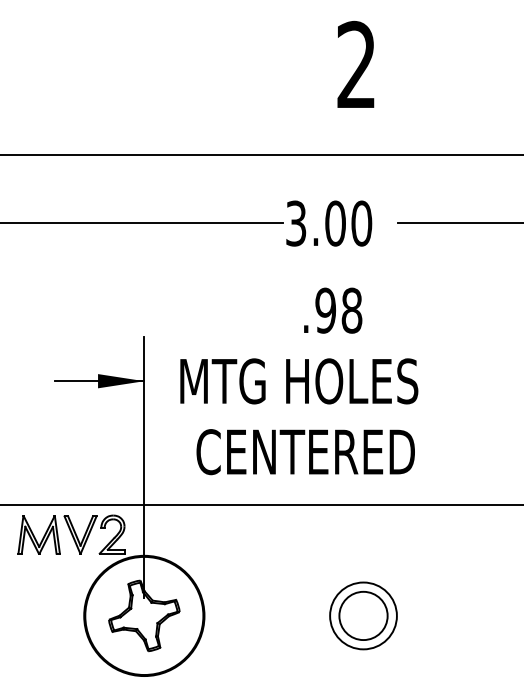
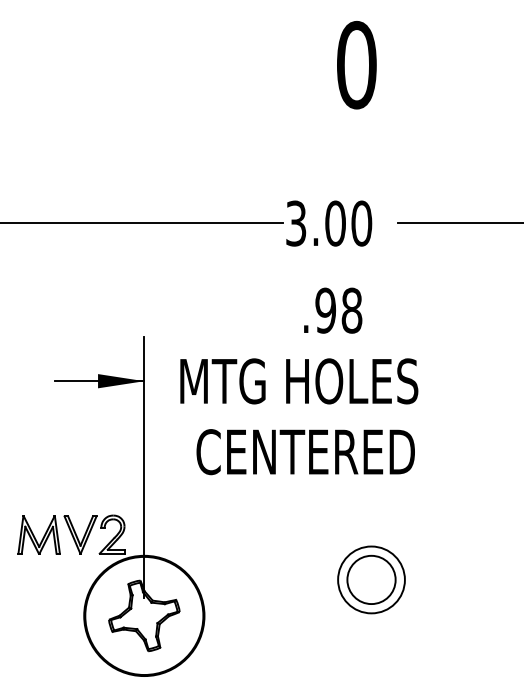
text: 2 -> 0 (356, 64)
line: present -> none (261, 155)
line: present -> none (261, 504)
part position: (363, 615) -> (371, 579) (371, 579)
